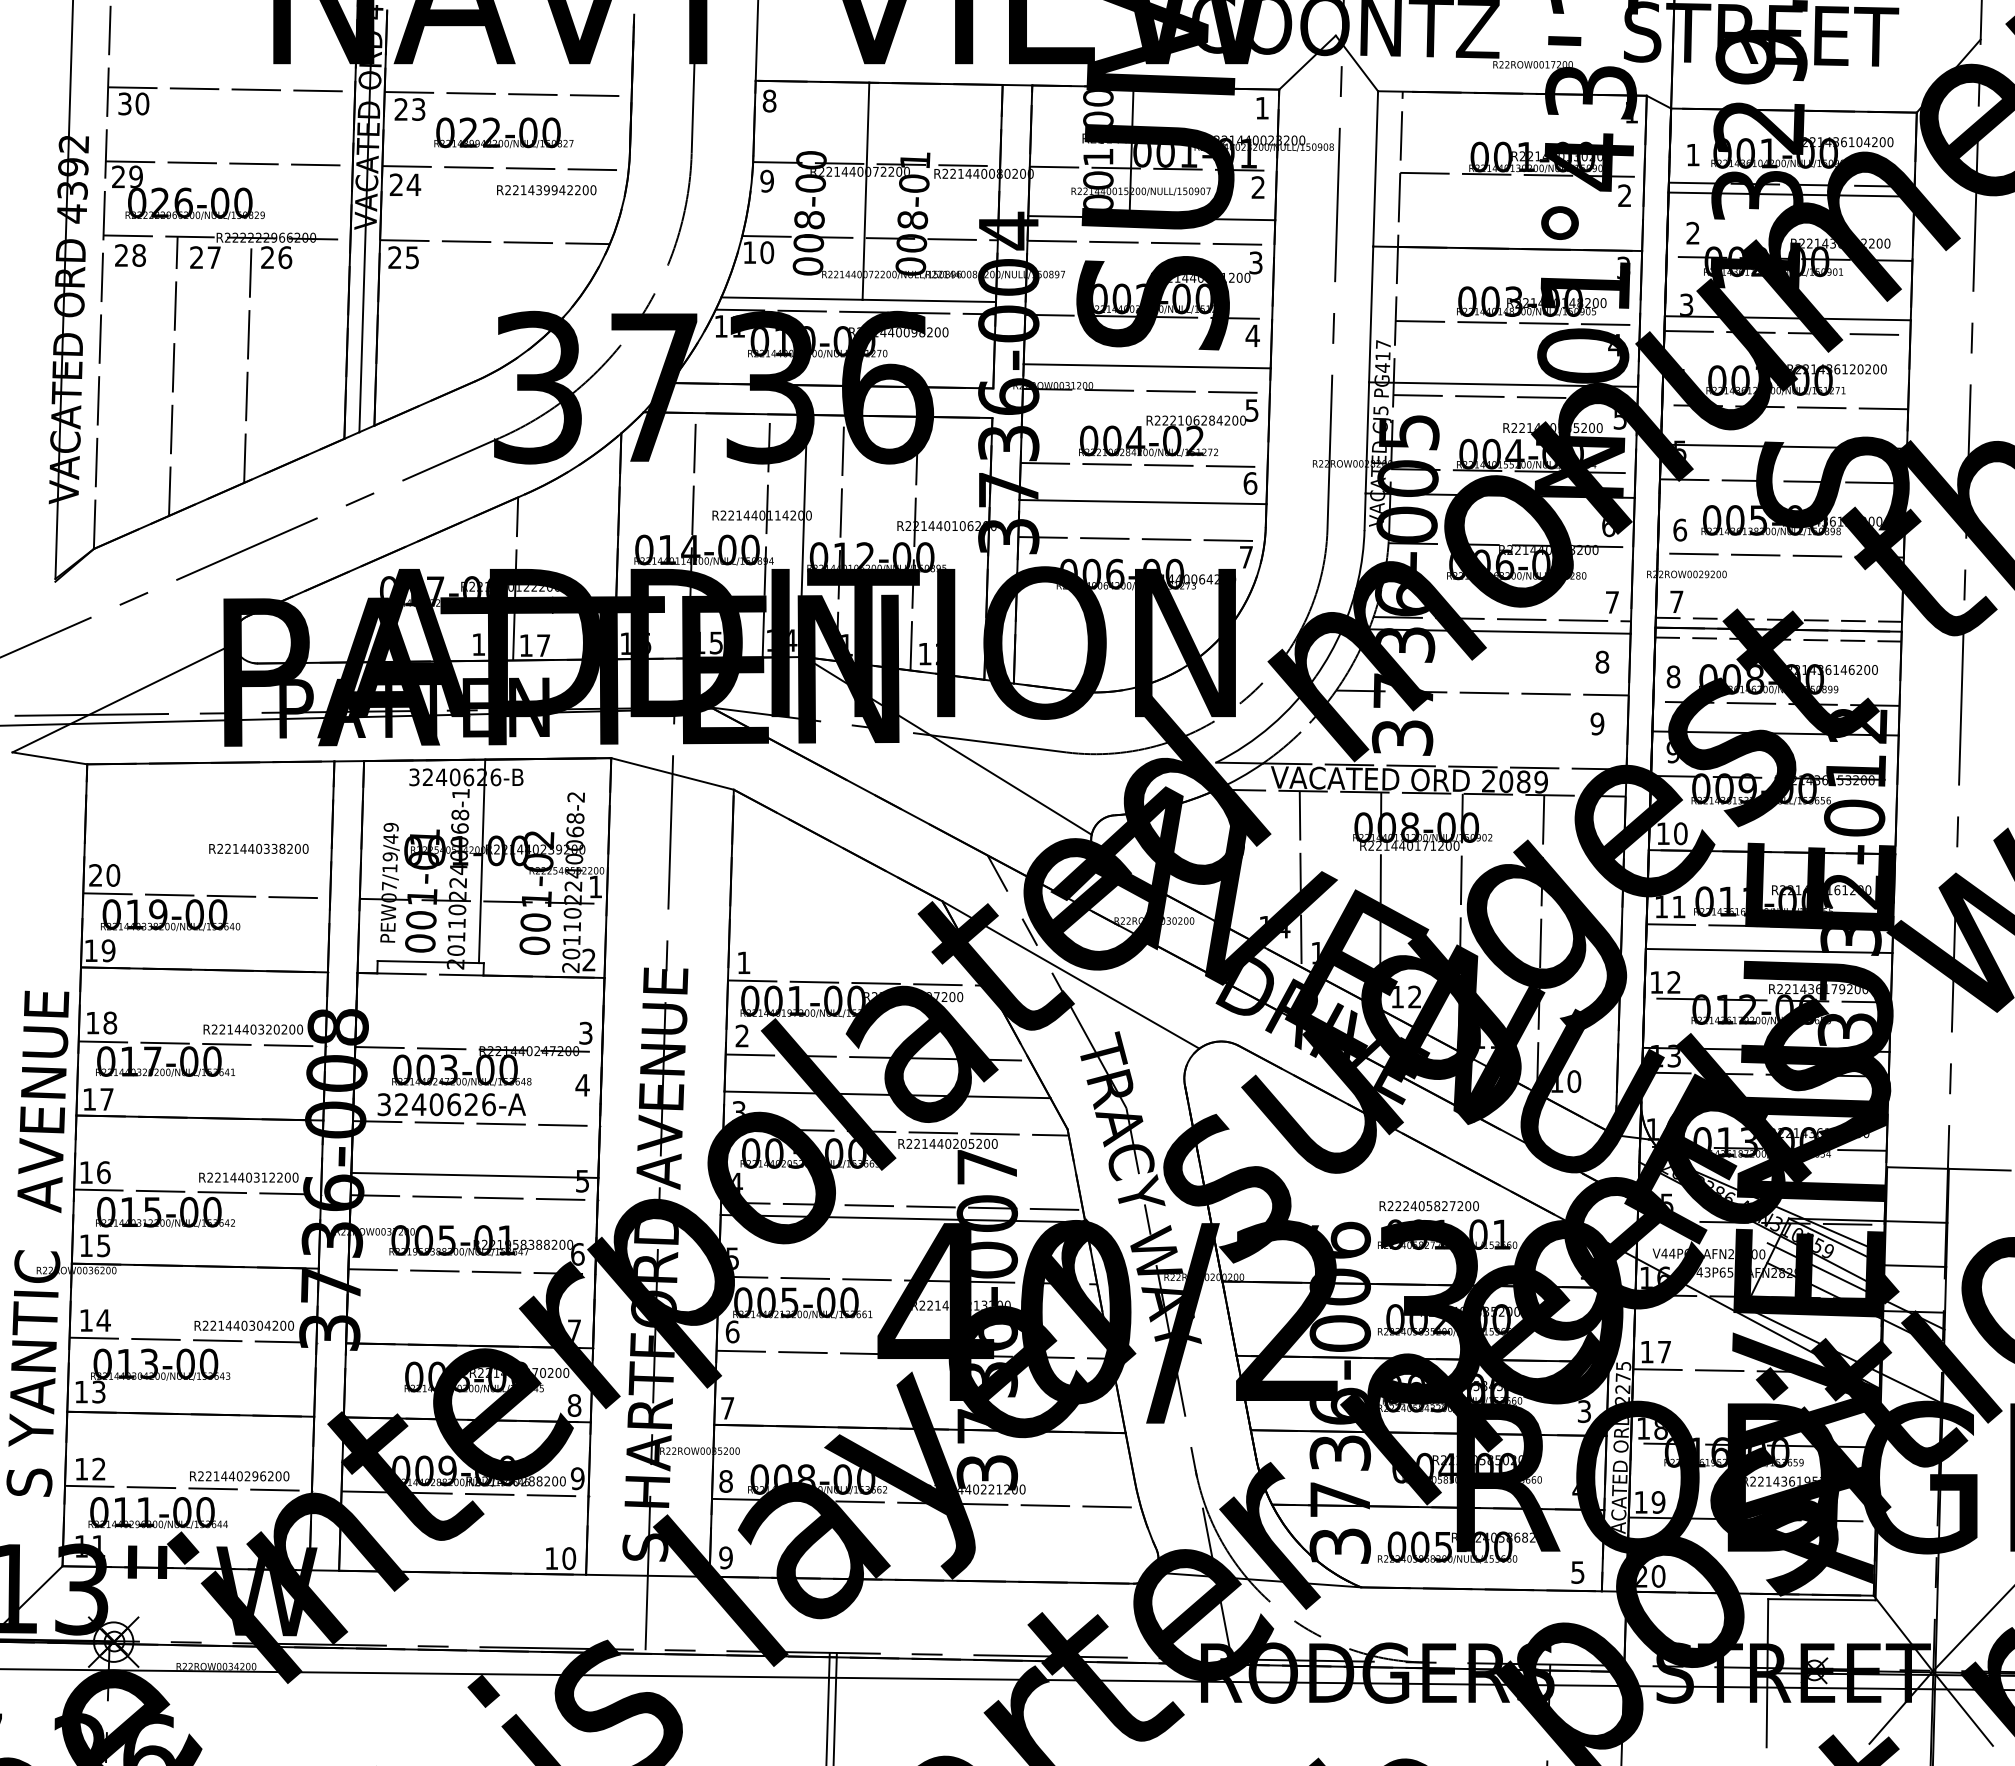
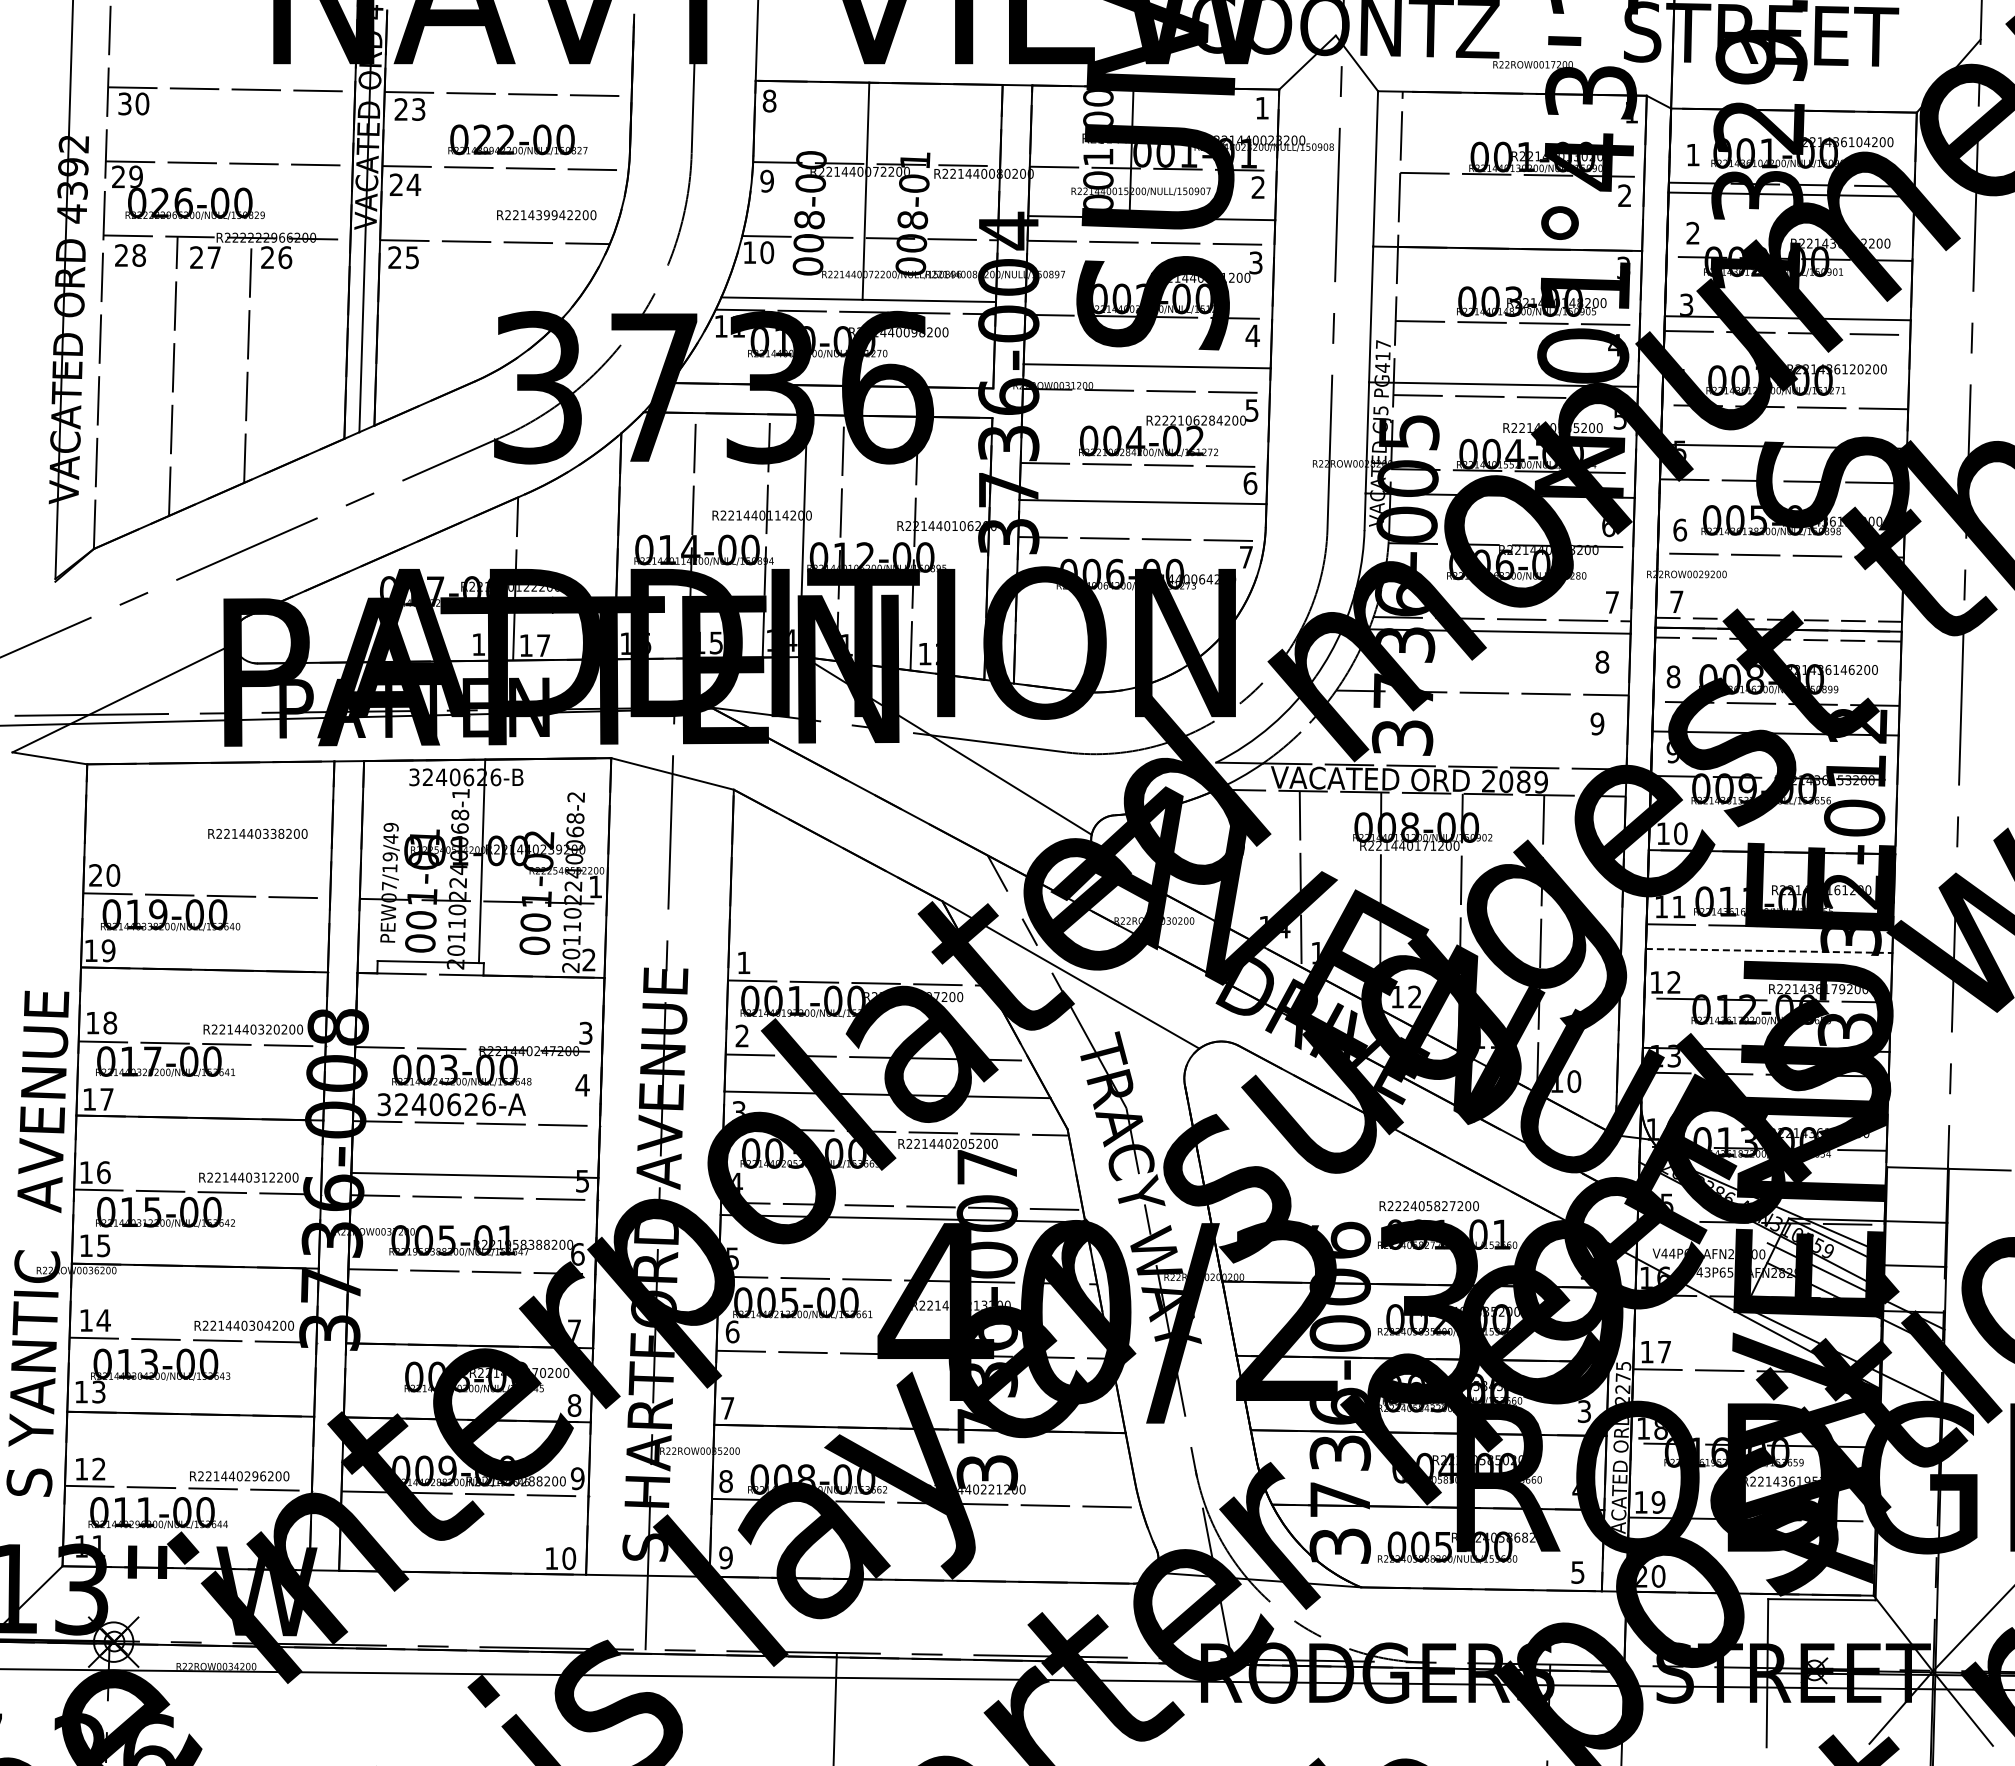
text position: (503, 132) -> (517, 139) (517, 139)
text position: (546, 190) -> (546, 215) (546, 215)
text position: (258, 848) -> (257, 833) (257, 833)
line: solid -> dashed (1769, 951)
line: present -> none (827, 1707)
